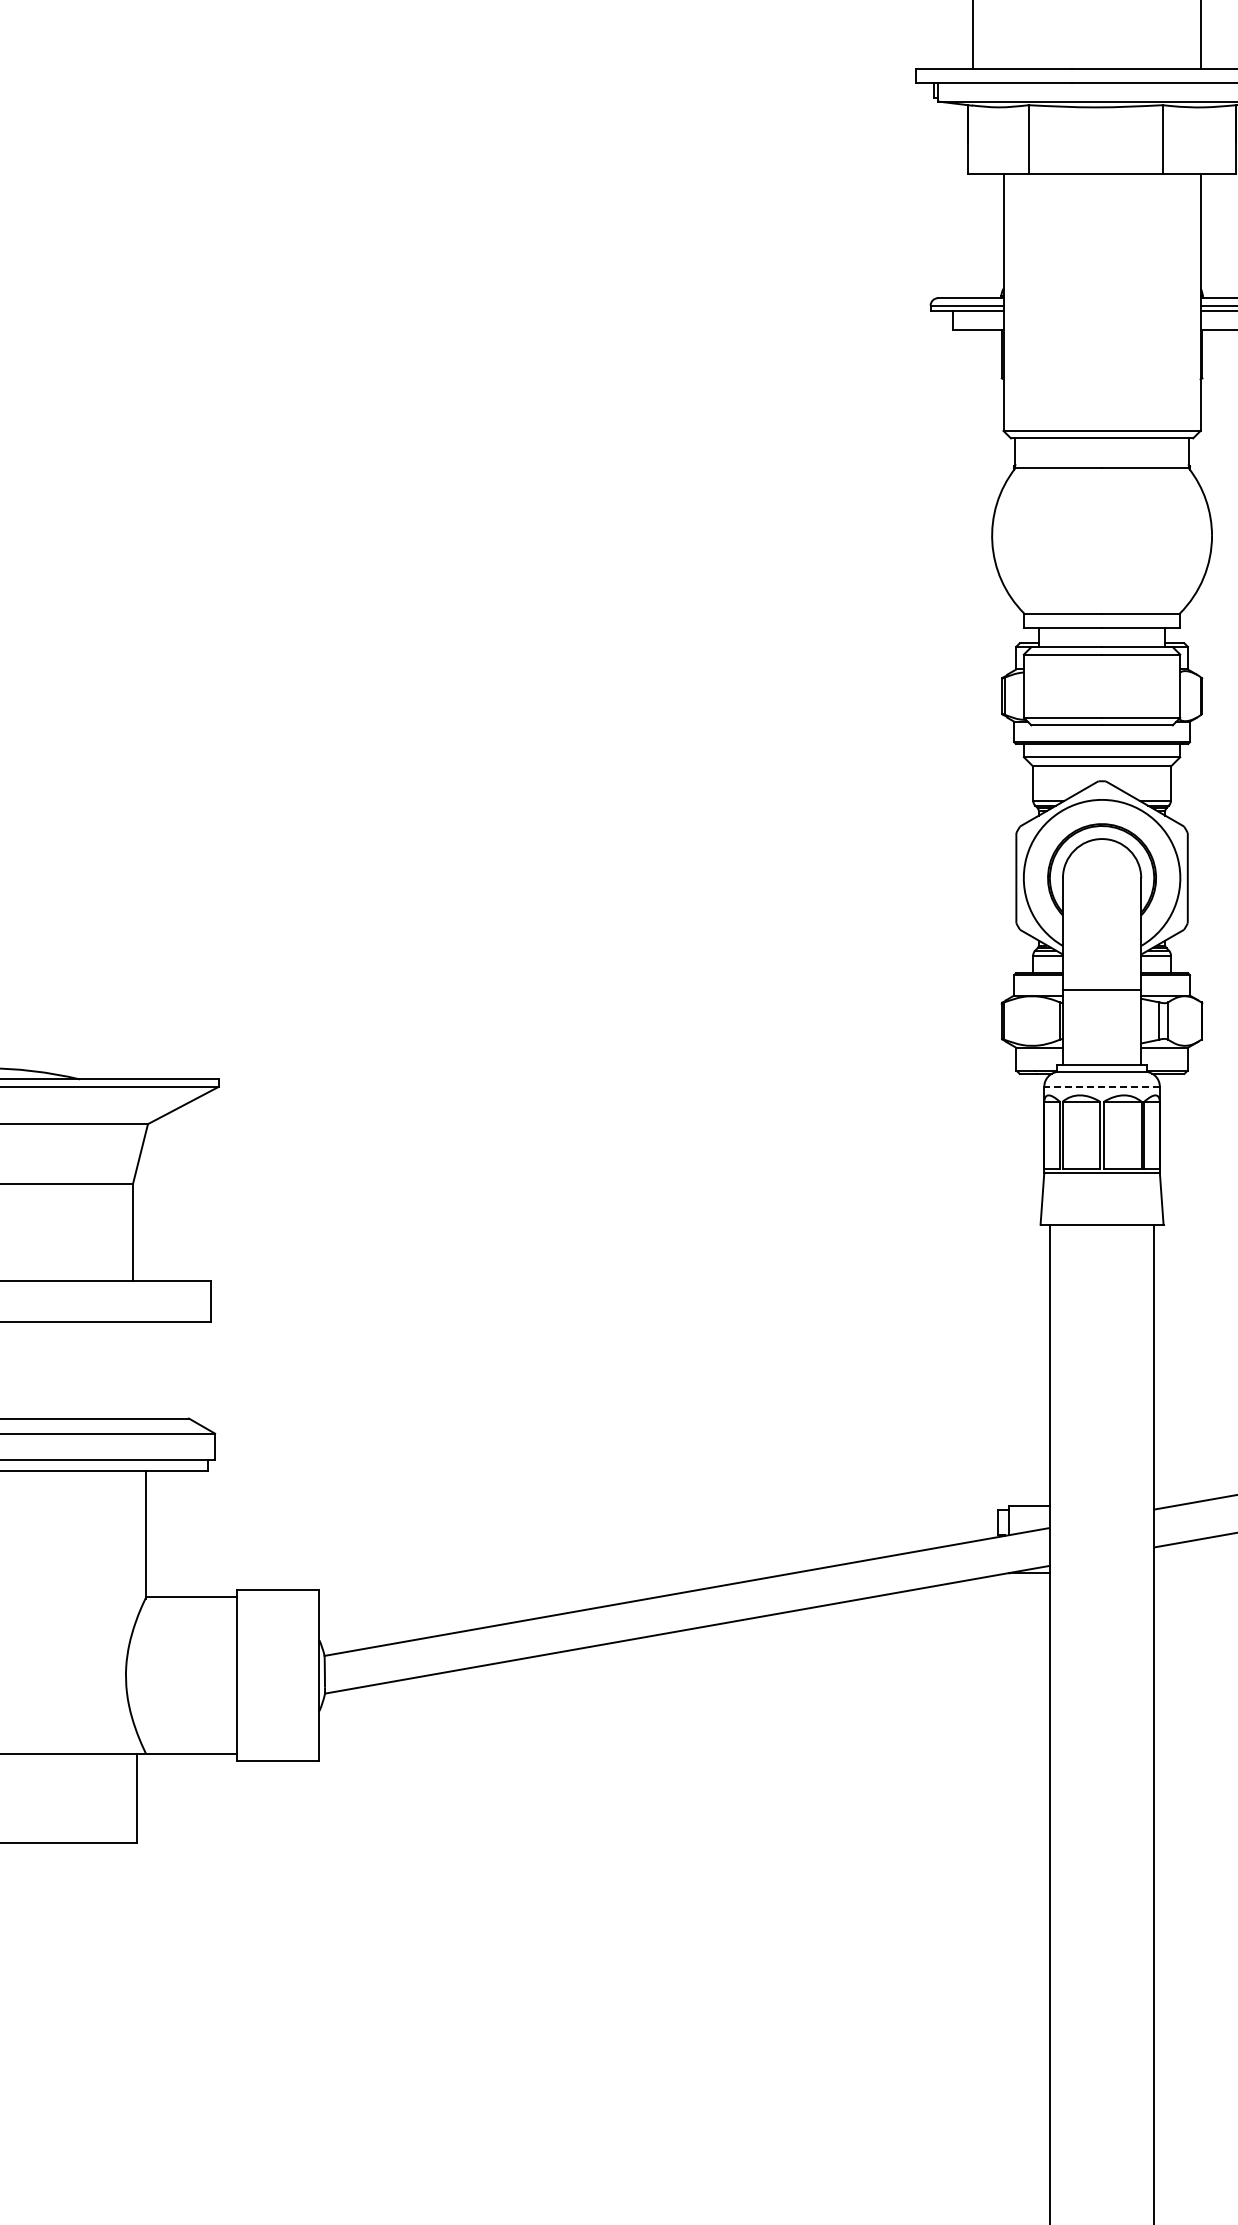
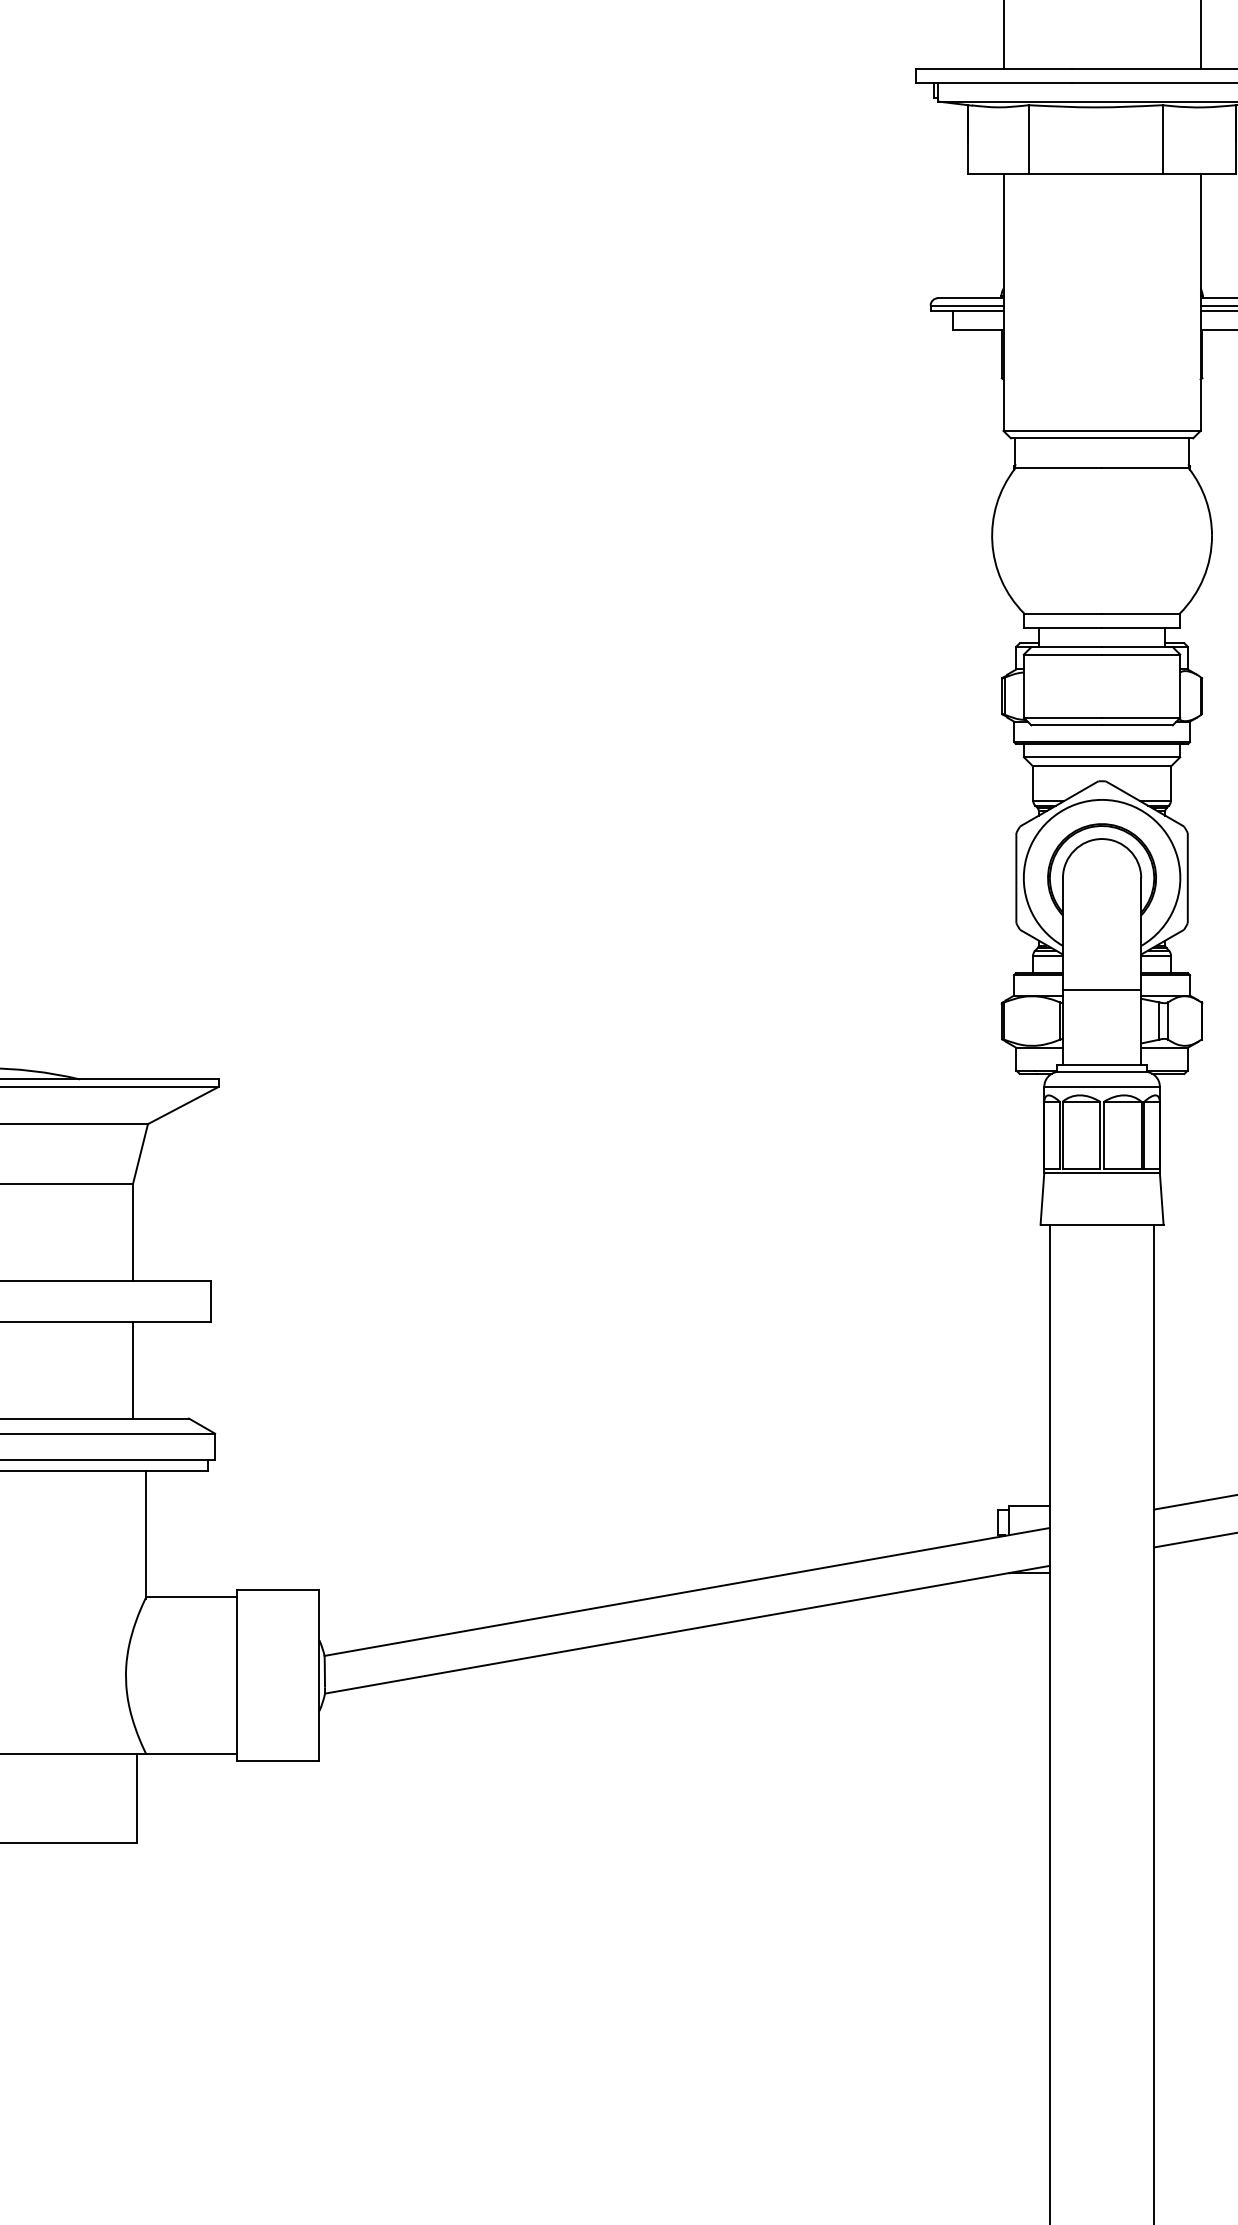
line position: (972, 35) -> (1003, 35) (1003, 35)
line: dashed -> solid (1102, 1086)
line: none -> present (133, 1369)
